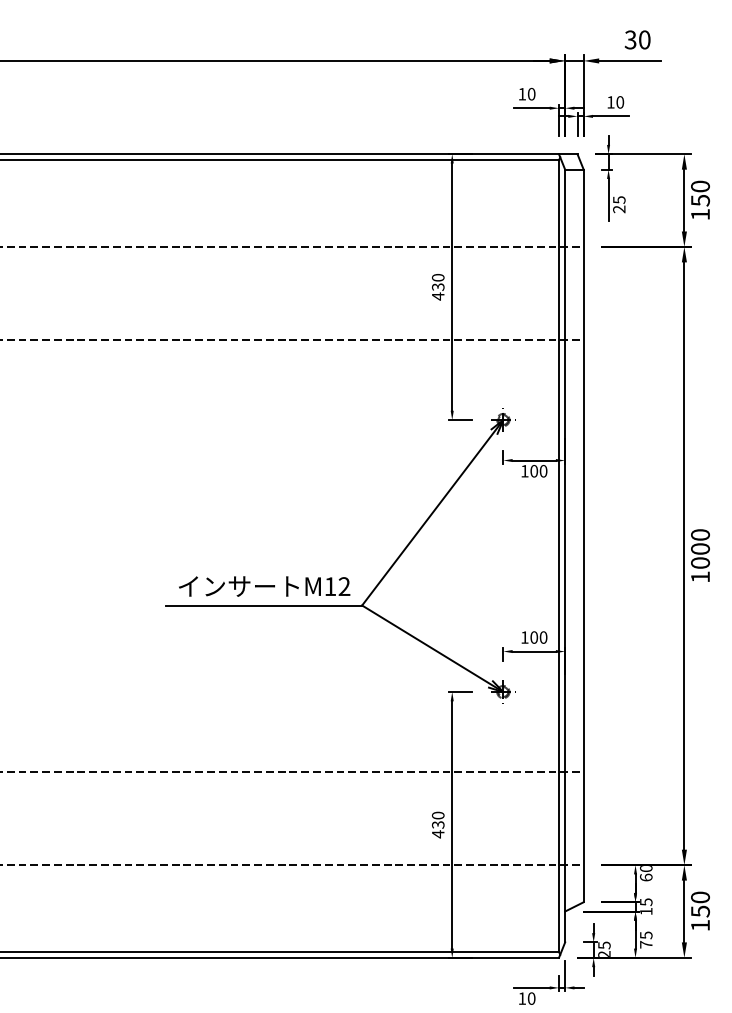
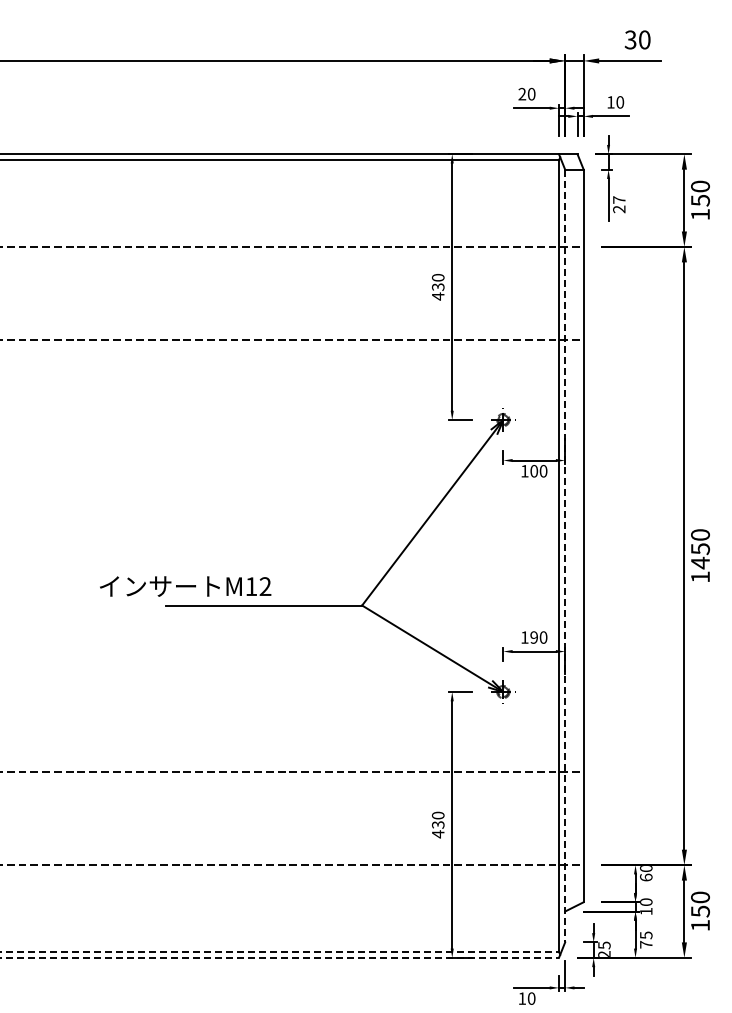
text: 10 -> 20 (522, 93)
text: 25 -> 27 (619, 199)
line: solid -> dashed (565, 556)
text: 1000 -> 1450 (700, 556)
text position: (264, 586) -> (185, 586) (185, 586)
text: 100 -> 190 (534, 637)
text: 15 -> 10 (646, 902)
line: solid -> dashed (280, 951)
line: solid -> dashed (280, 957)
